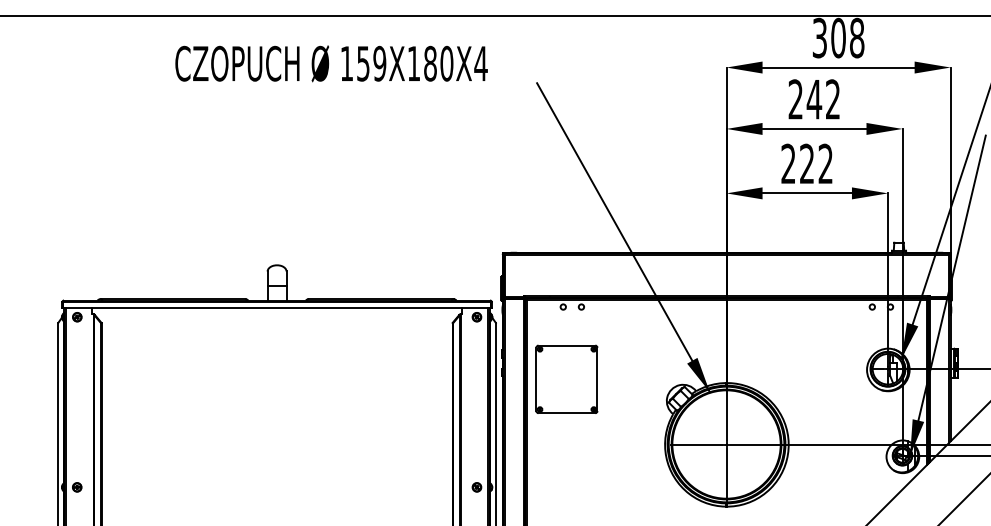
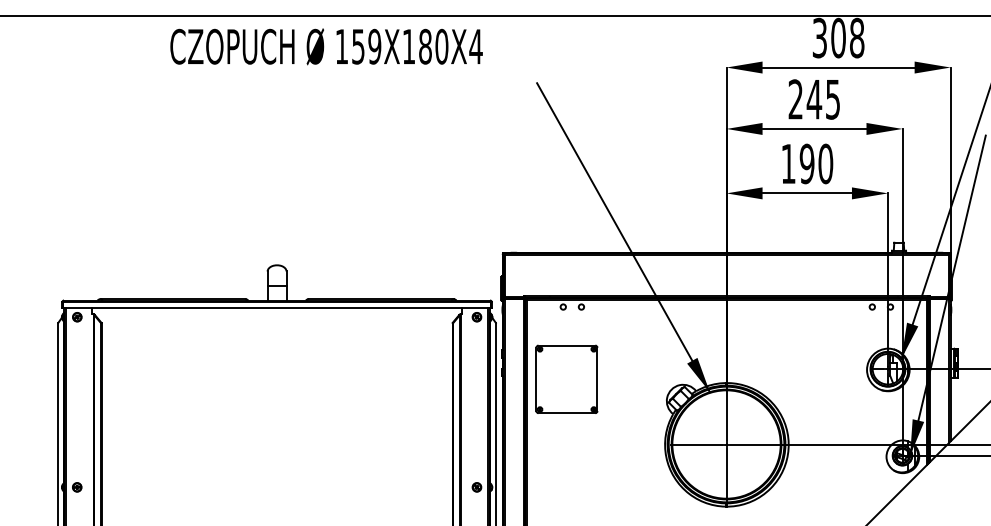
text position: (331, 63) -> (326, 46) (326, 46)
text: 242 -> 245 (832, 99)
text: 222 -> 190 (807, 163)
line: present -> none (964, 499)
